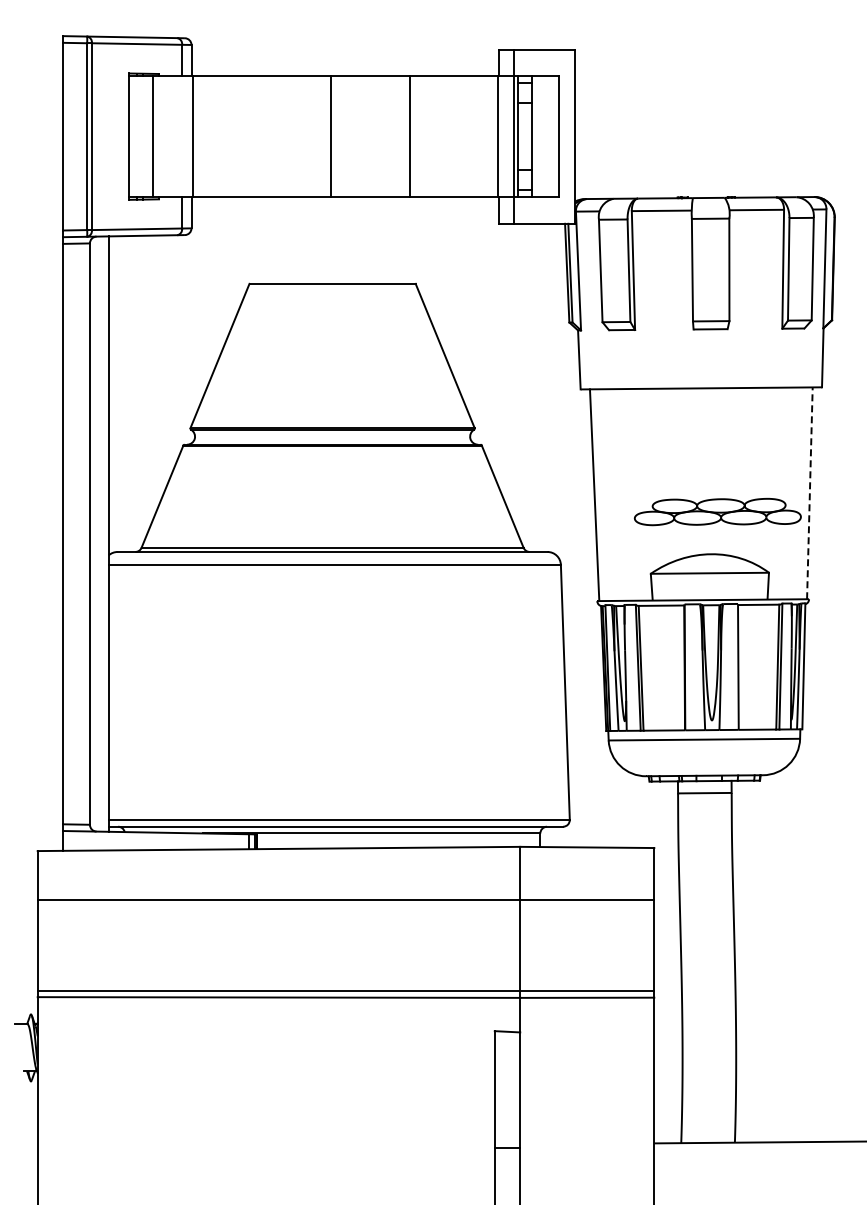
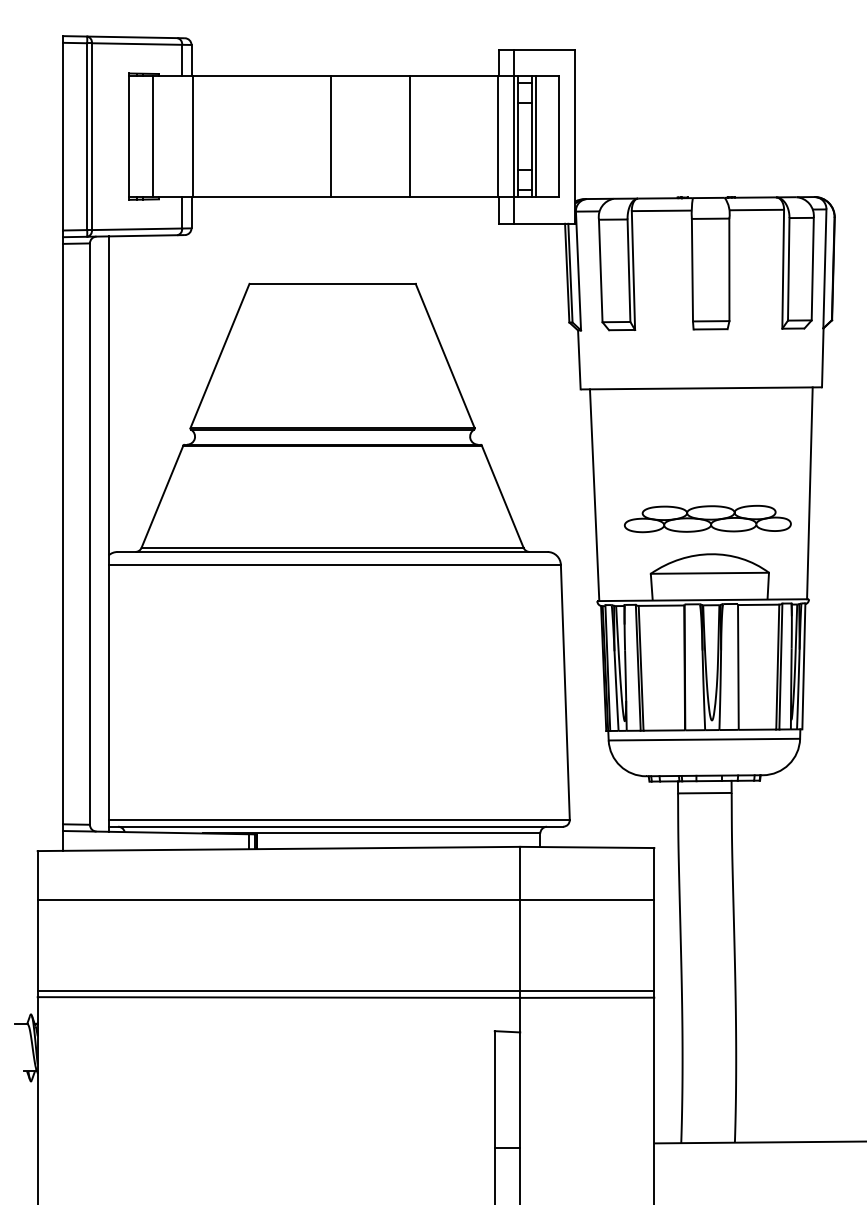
line: none -> present (536, 136)
line: dashed -> solid (809, 493)
part position: (717, 511) -> (707, 518) (707, 518)
